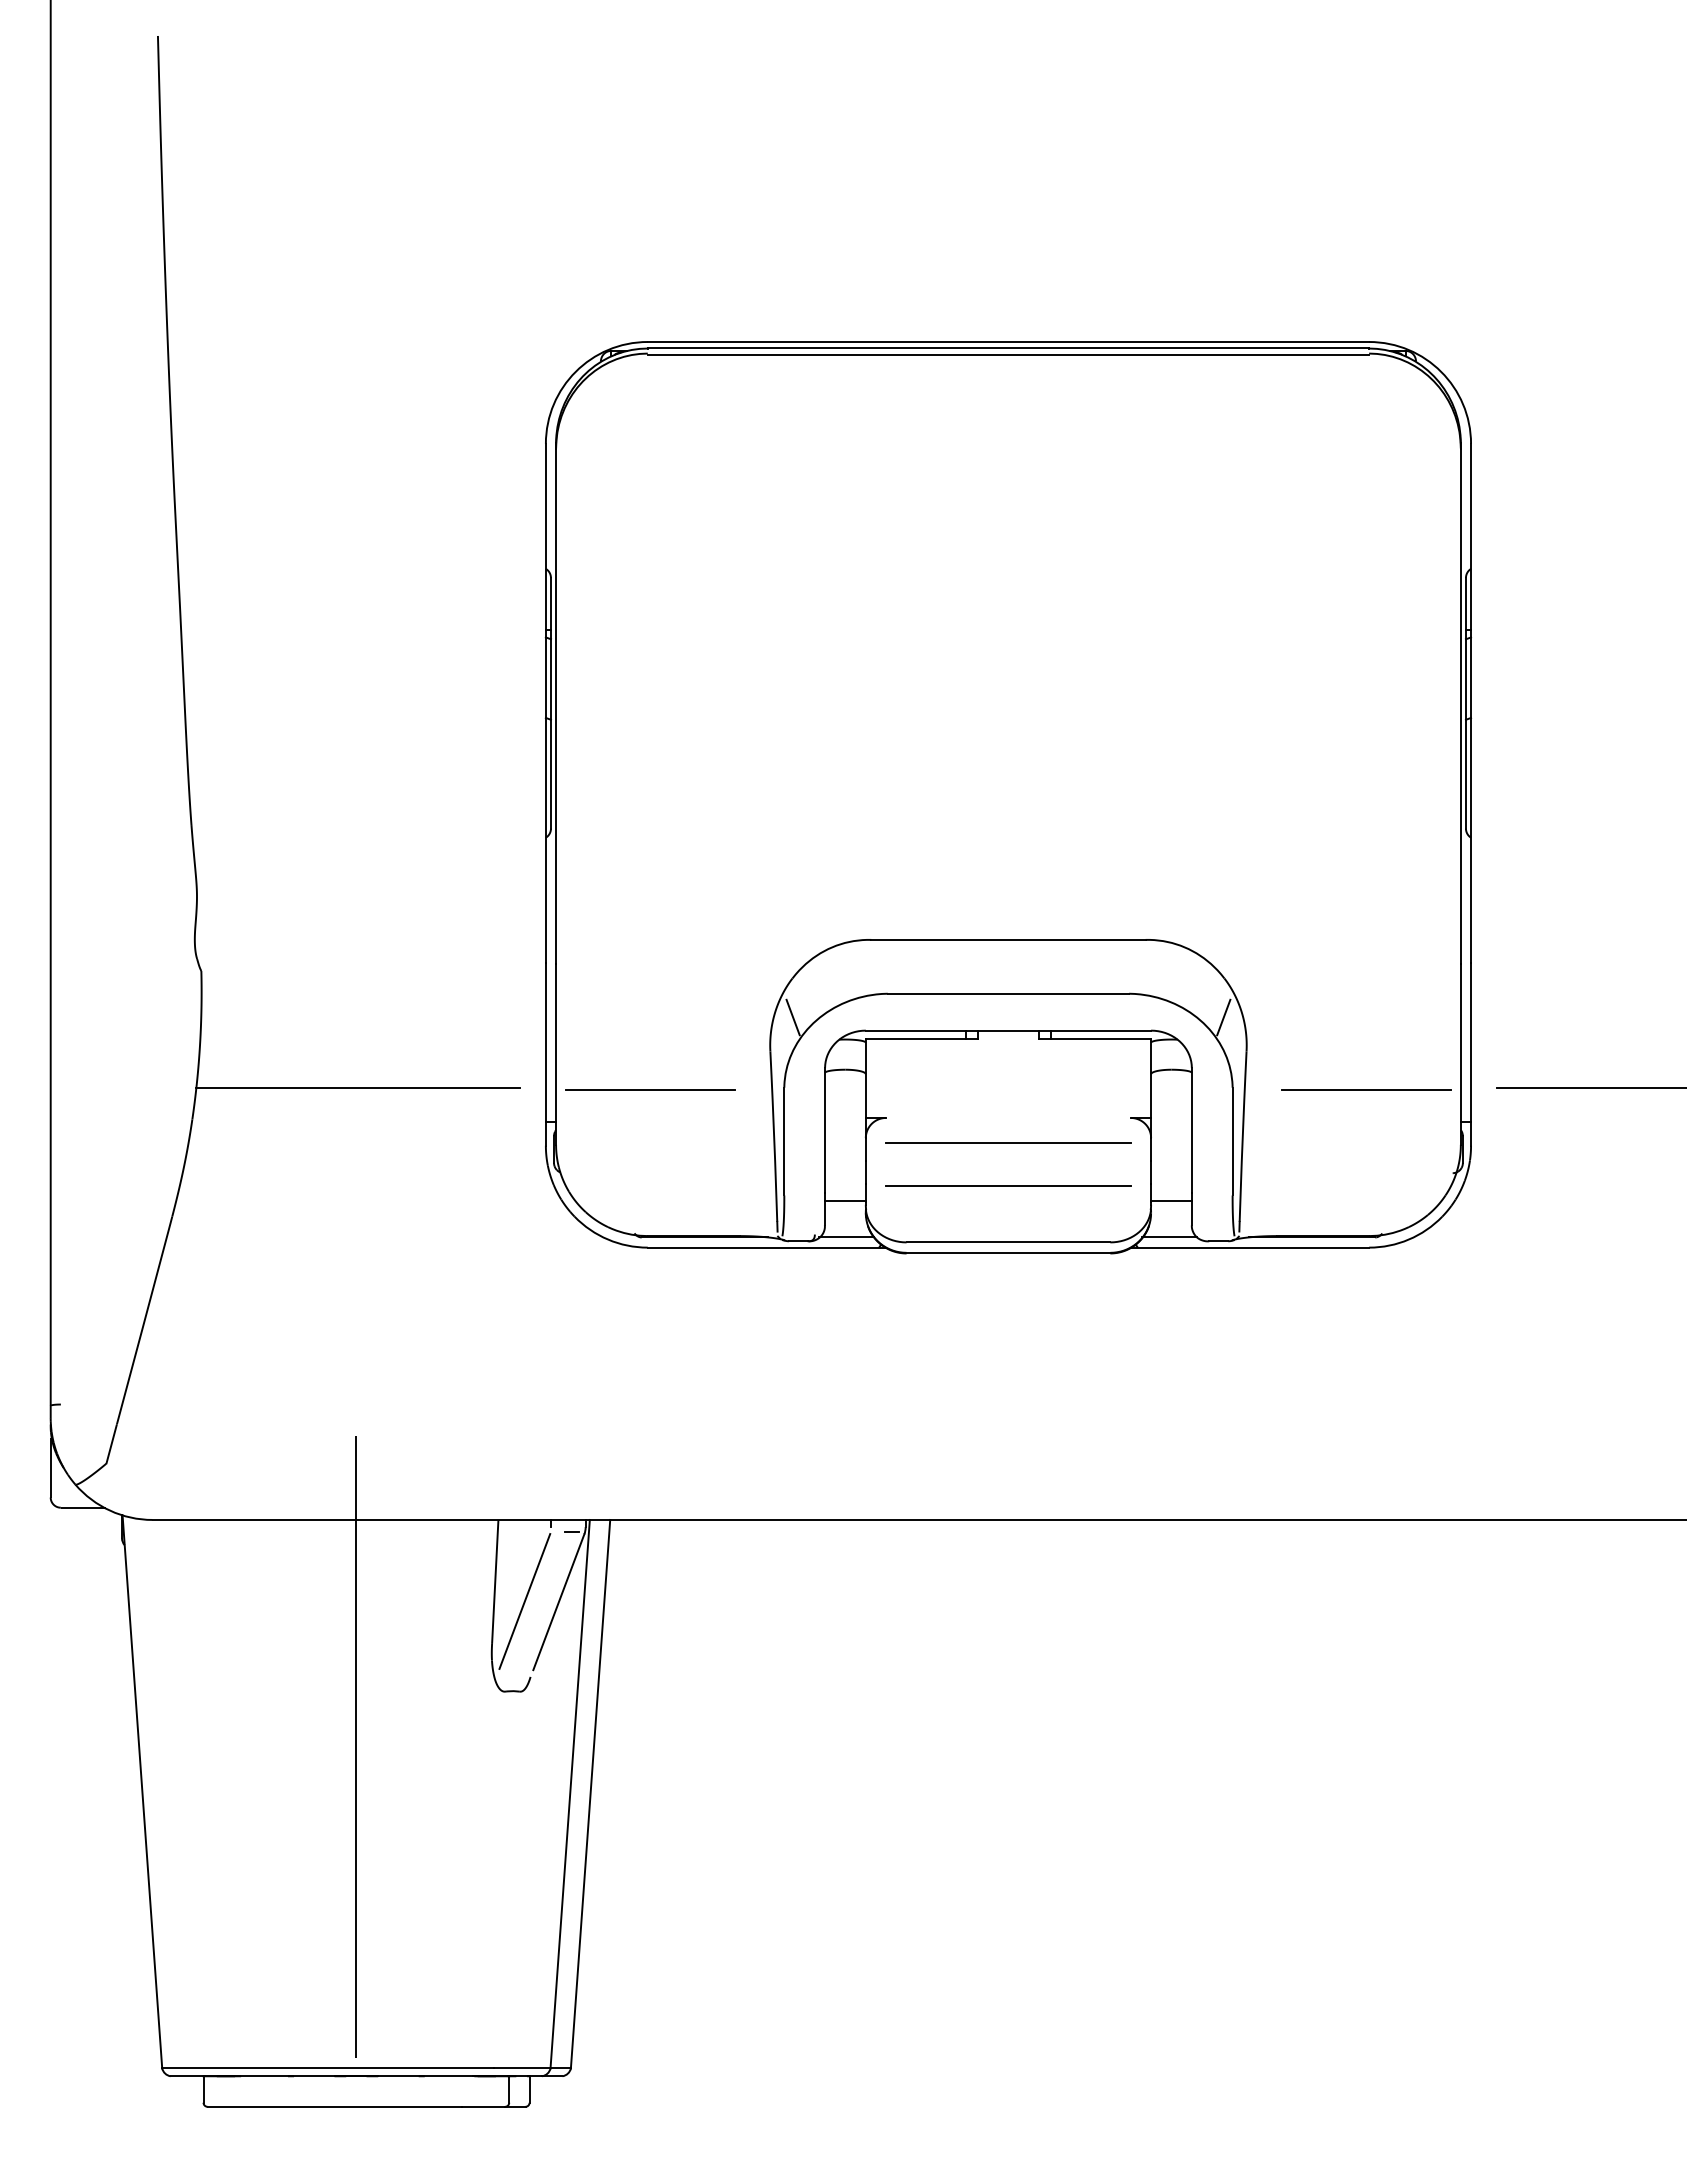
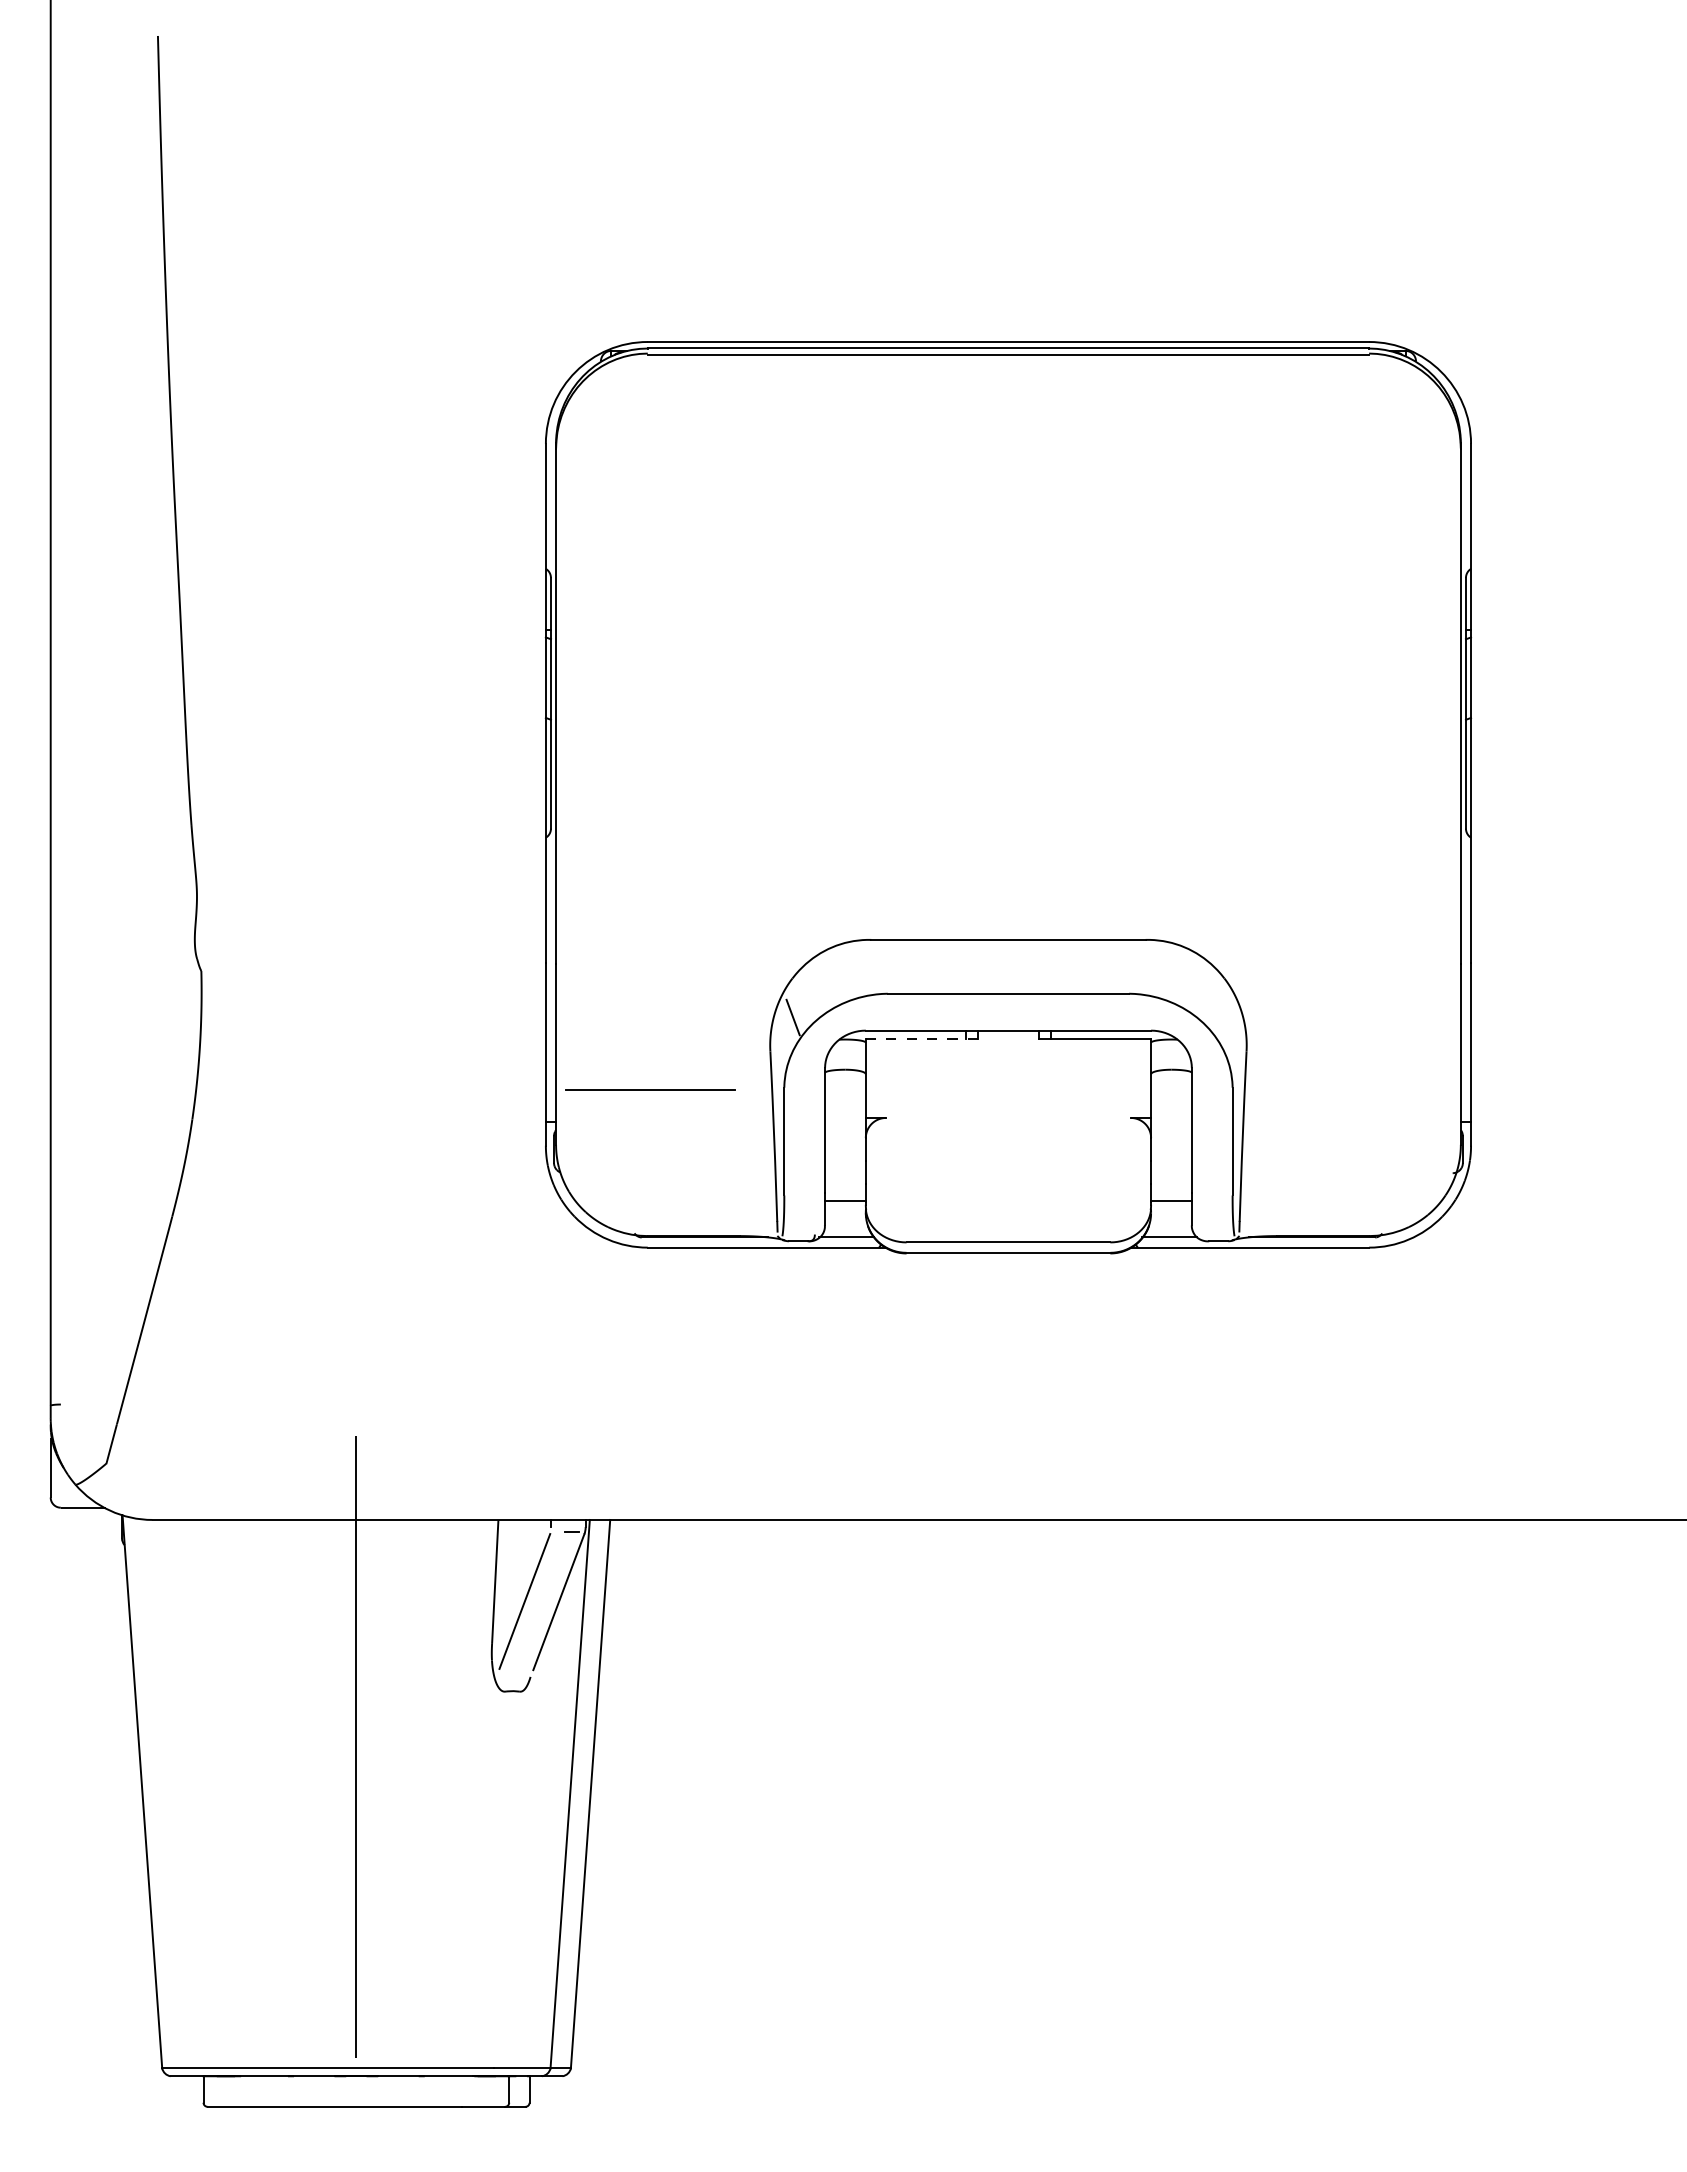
line: present -> none (1223, 1017)
line: solid -> dashed (922, 1039)
line: present -> none (358, 1087)
line: present -> none (1589, 1087)
line: present -> none (1366, 1090)
line: present -> none (1008, 1143)
line: present -> none (1008, 1185)
